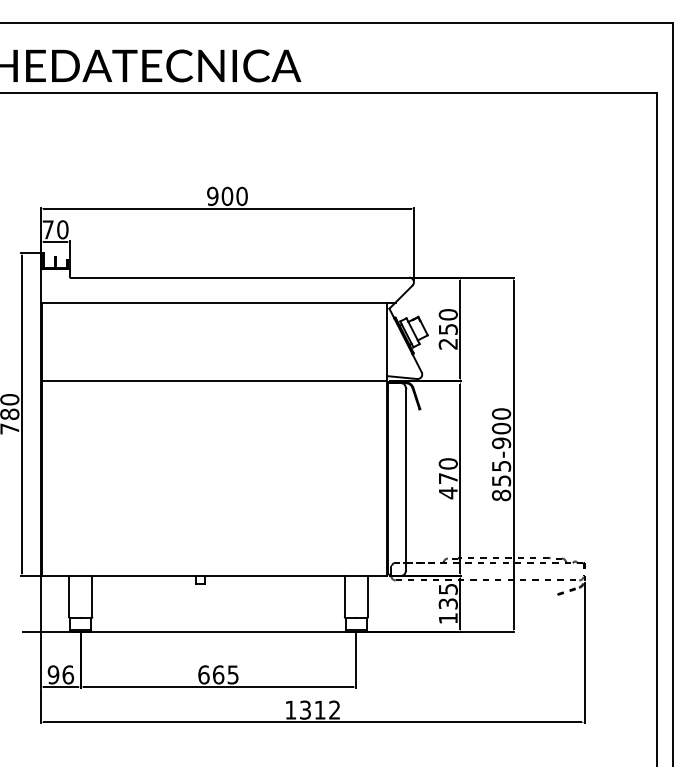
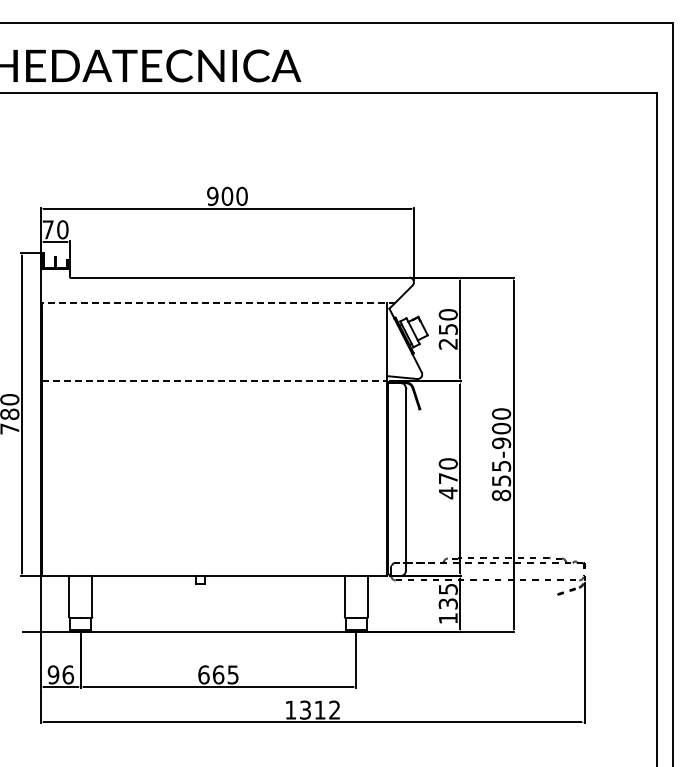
line: solid -> dashed (217, 302)
line: solid -> dashed (214, 381)
